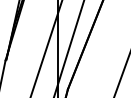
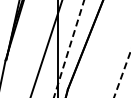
line: solid -> dashed (69, 48)
line: solid -> dashed (122, 74)
